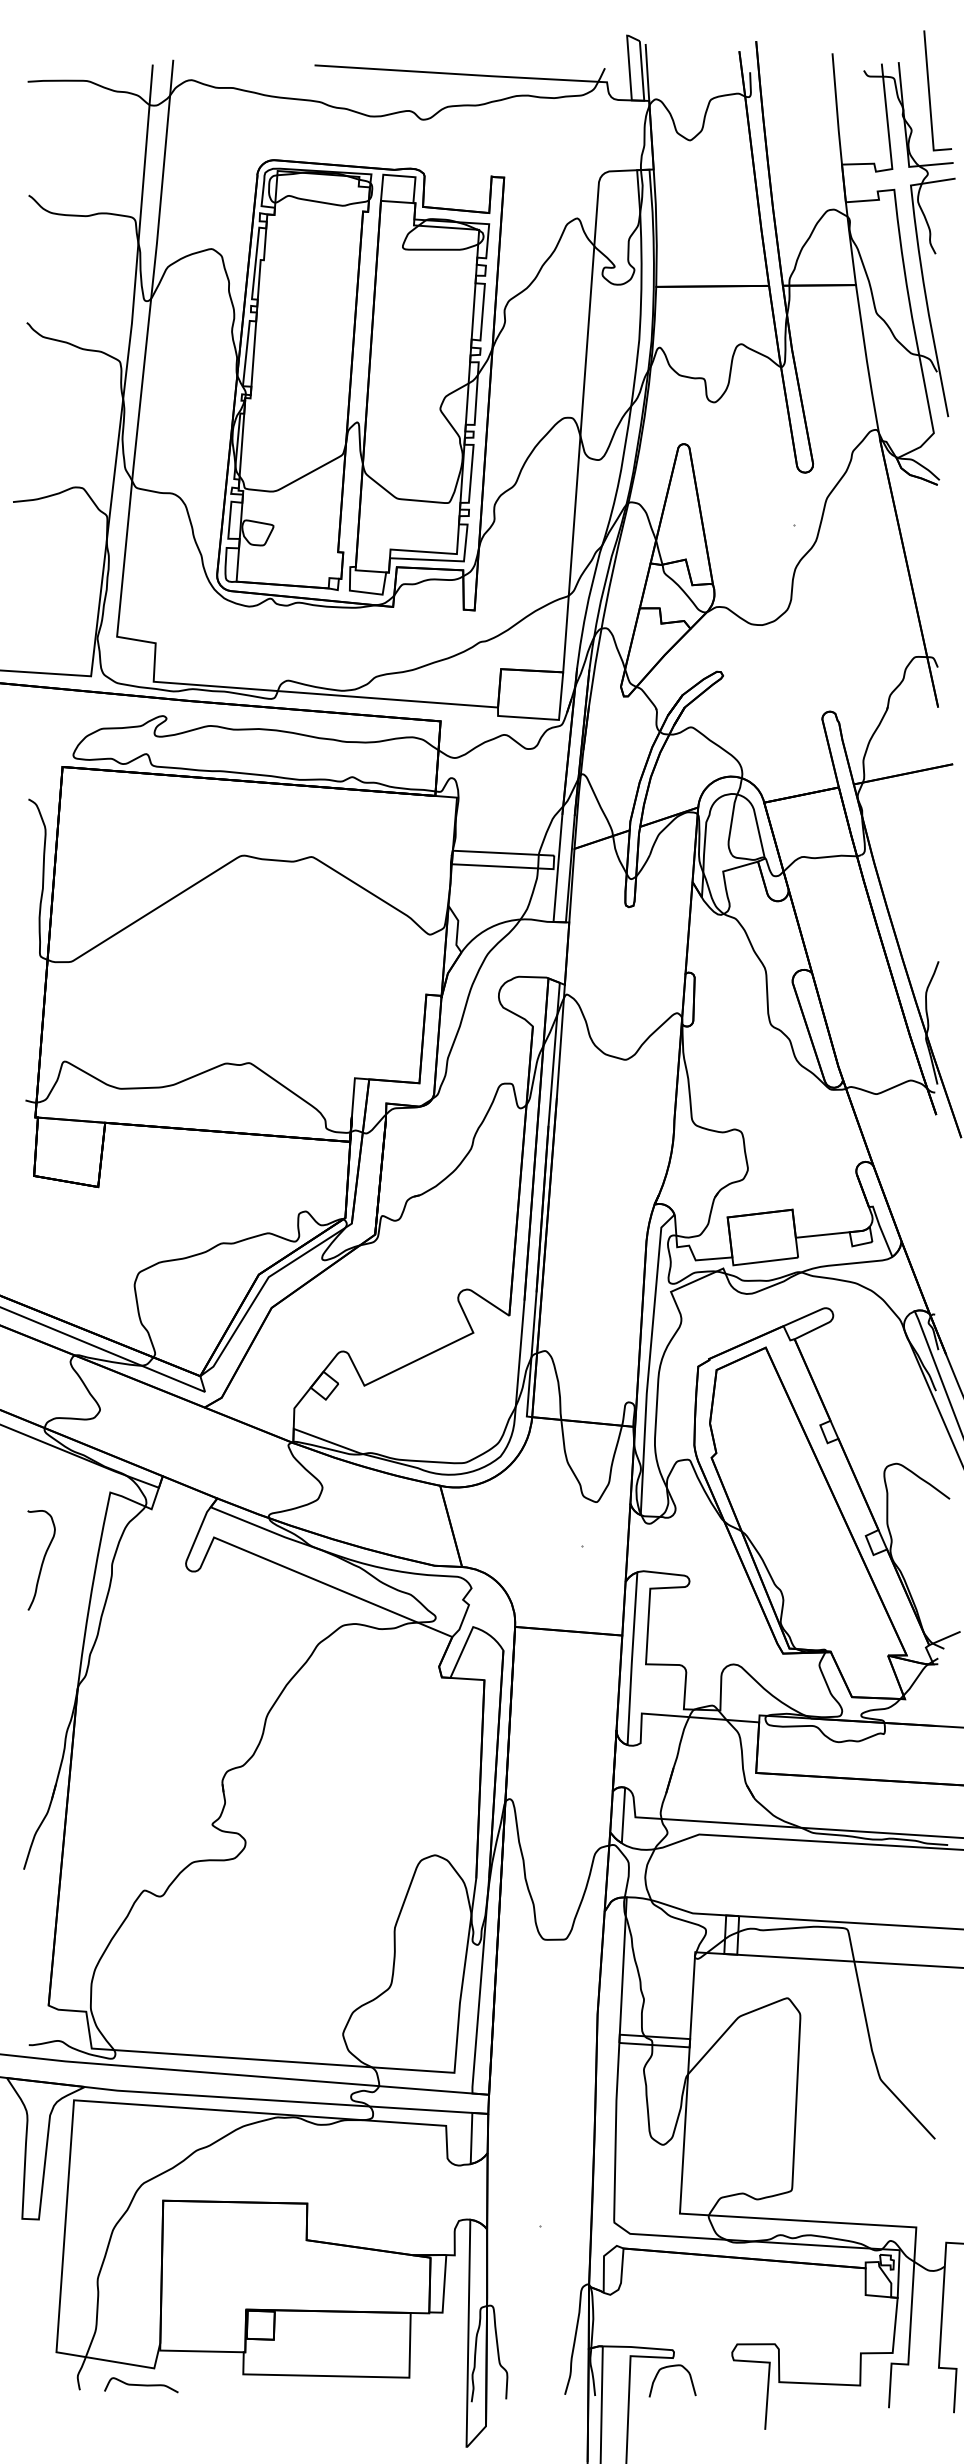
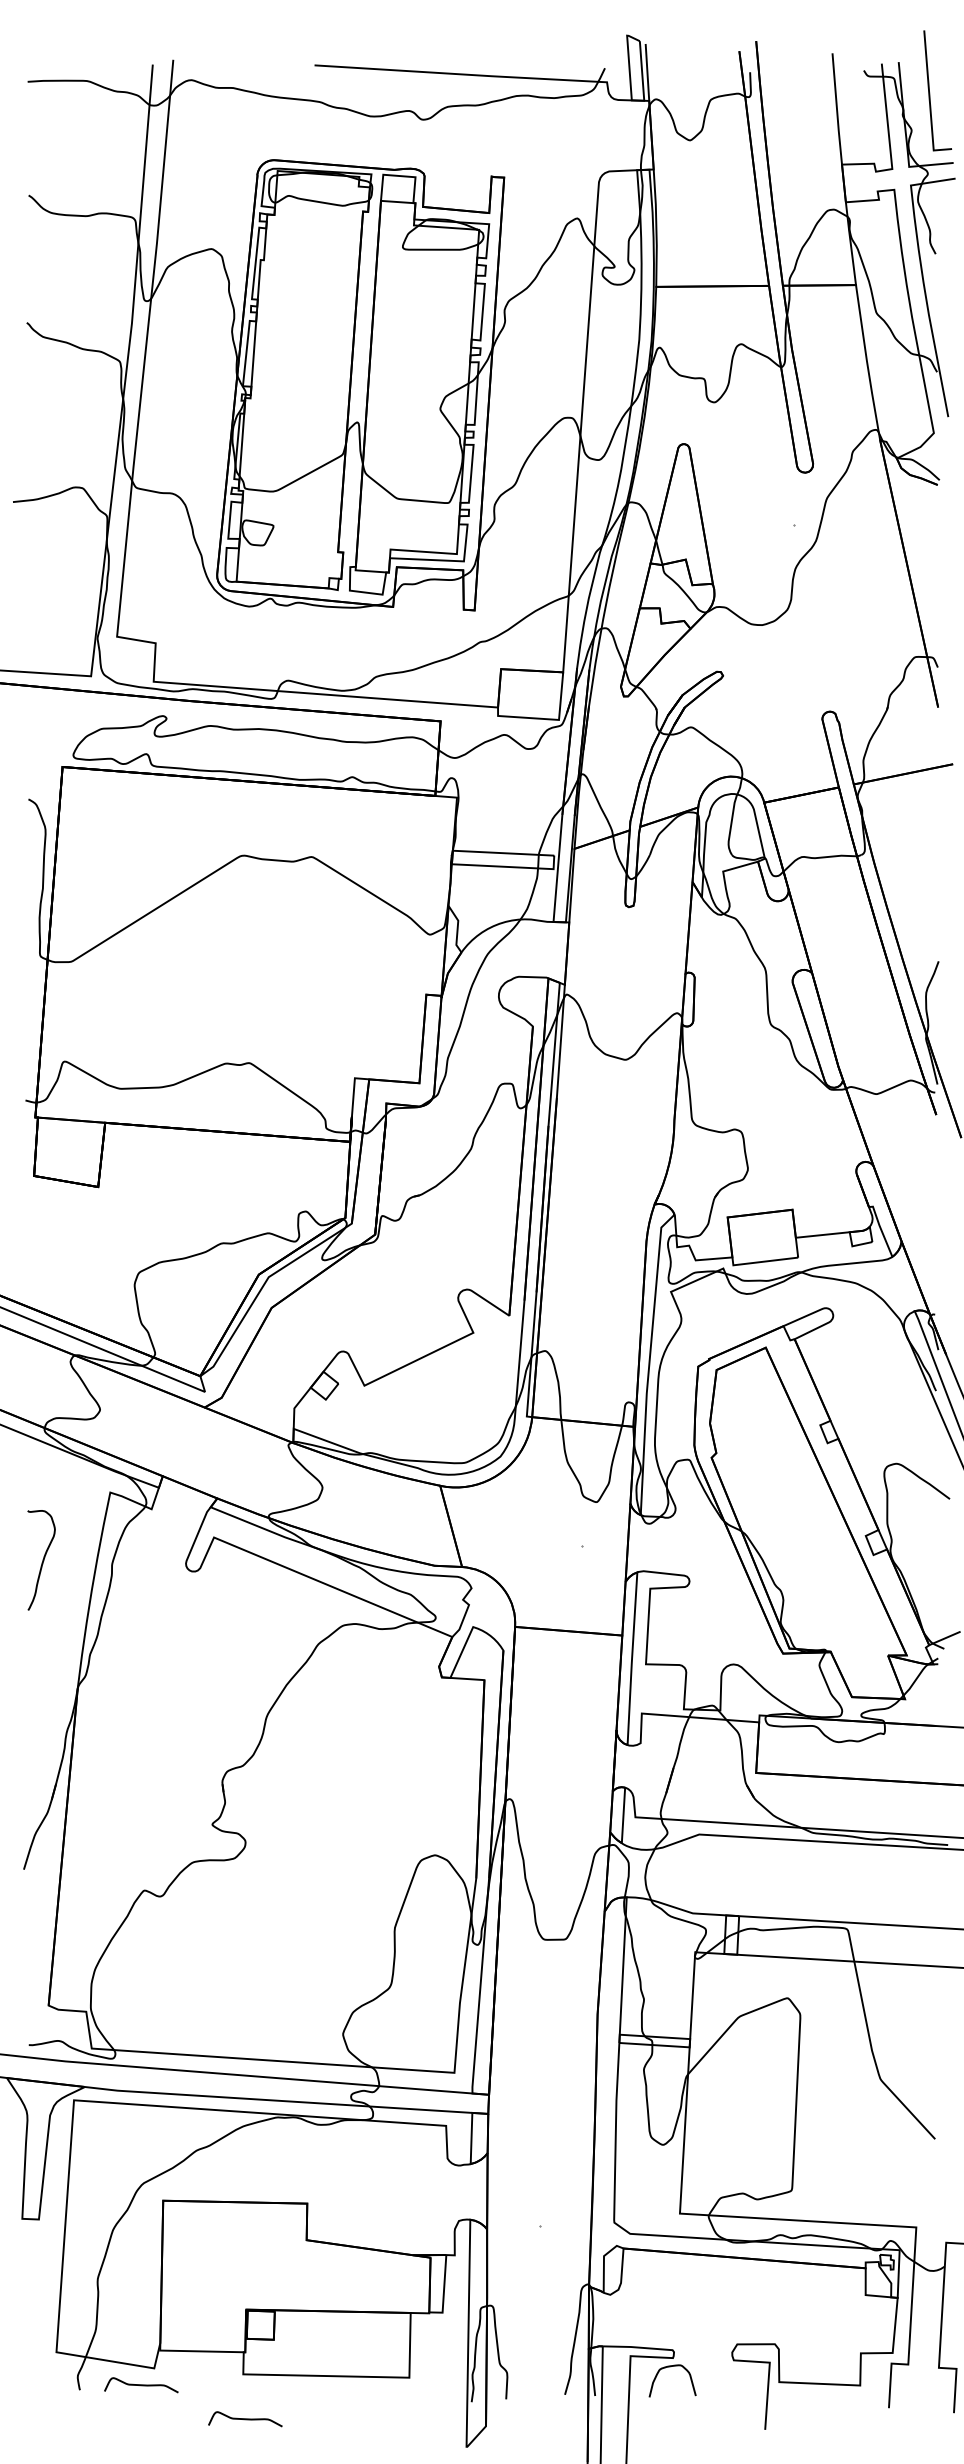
curve: none -> present (245, 2419)
